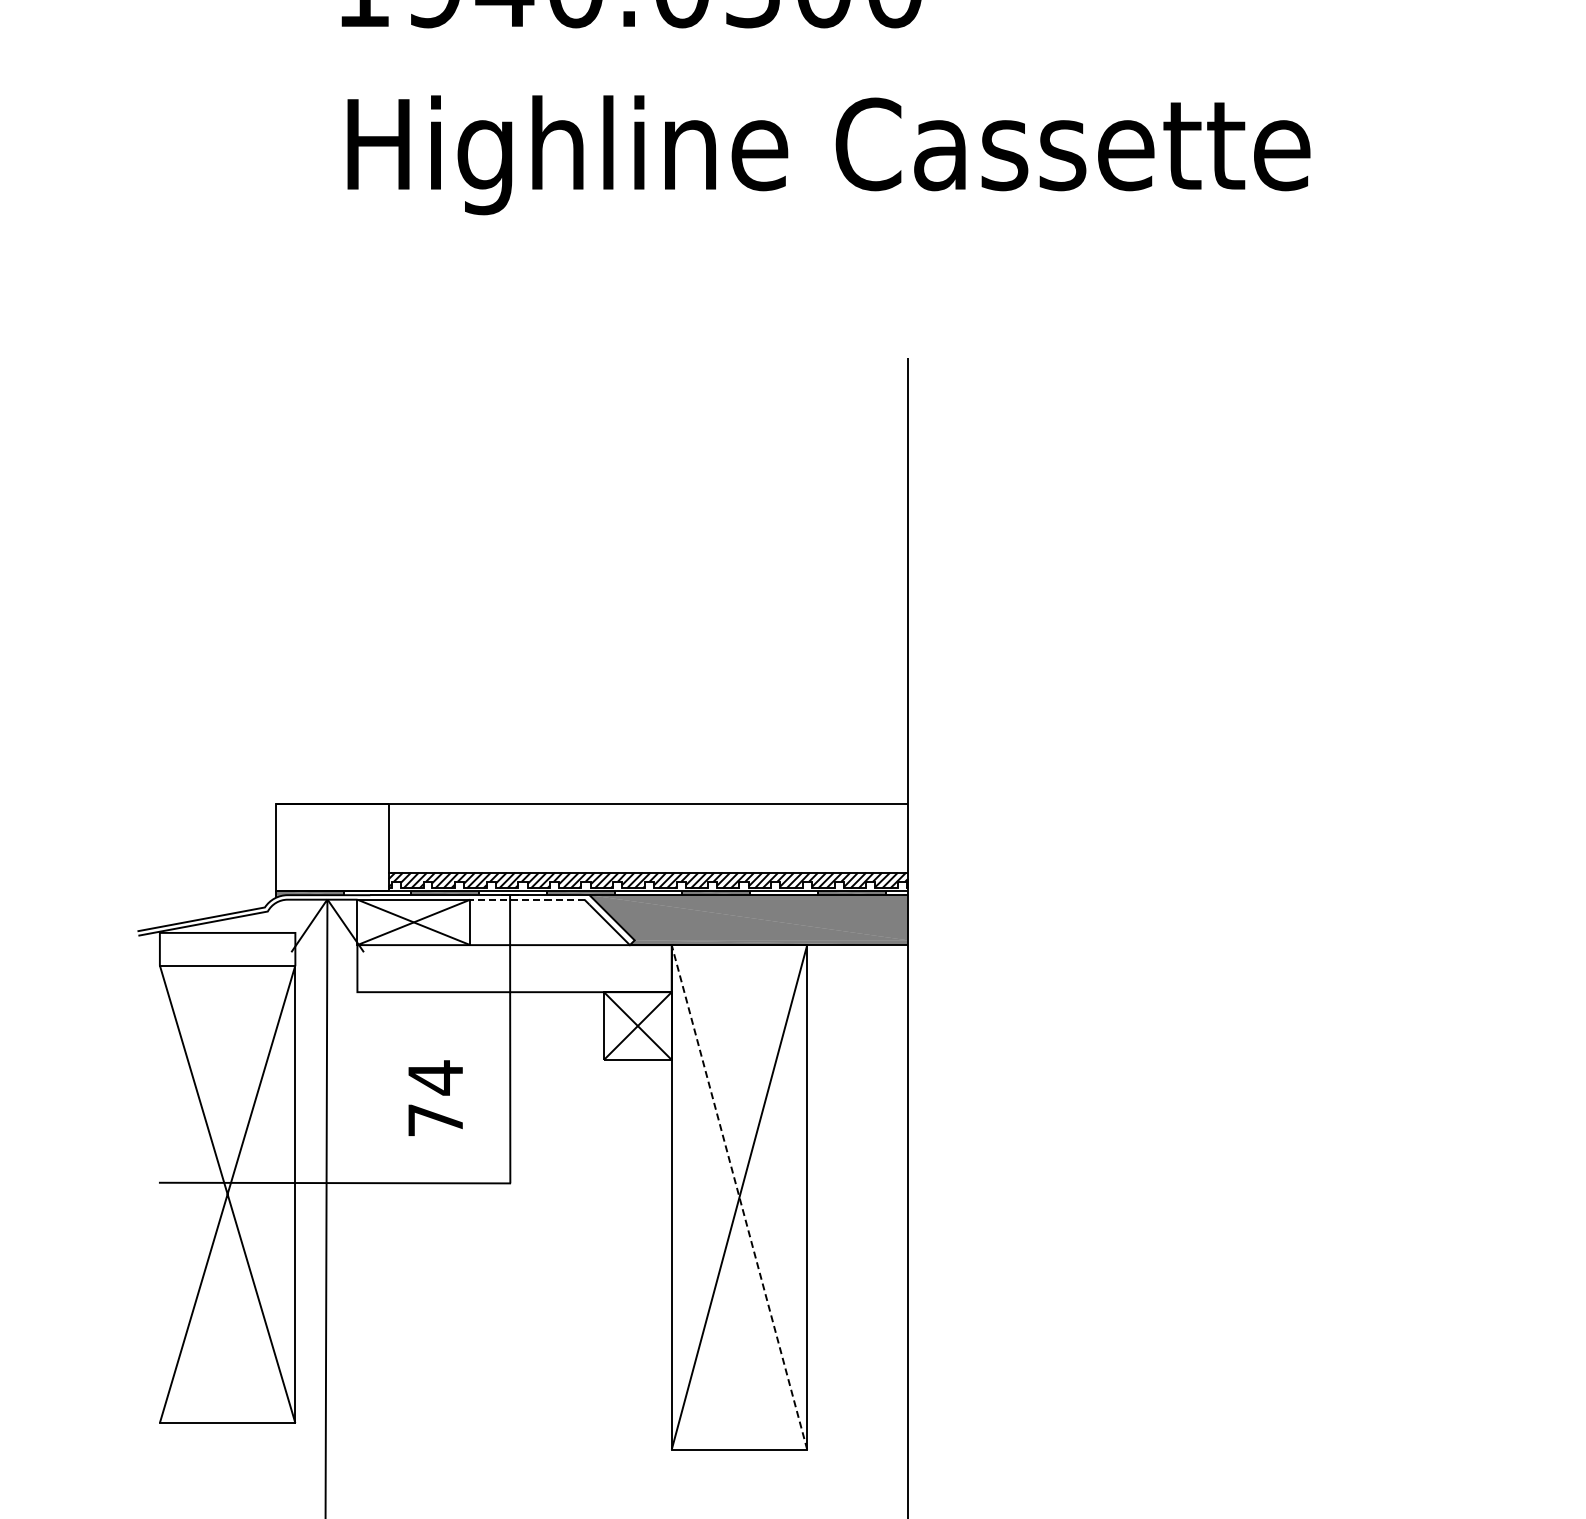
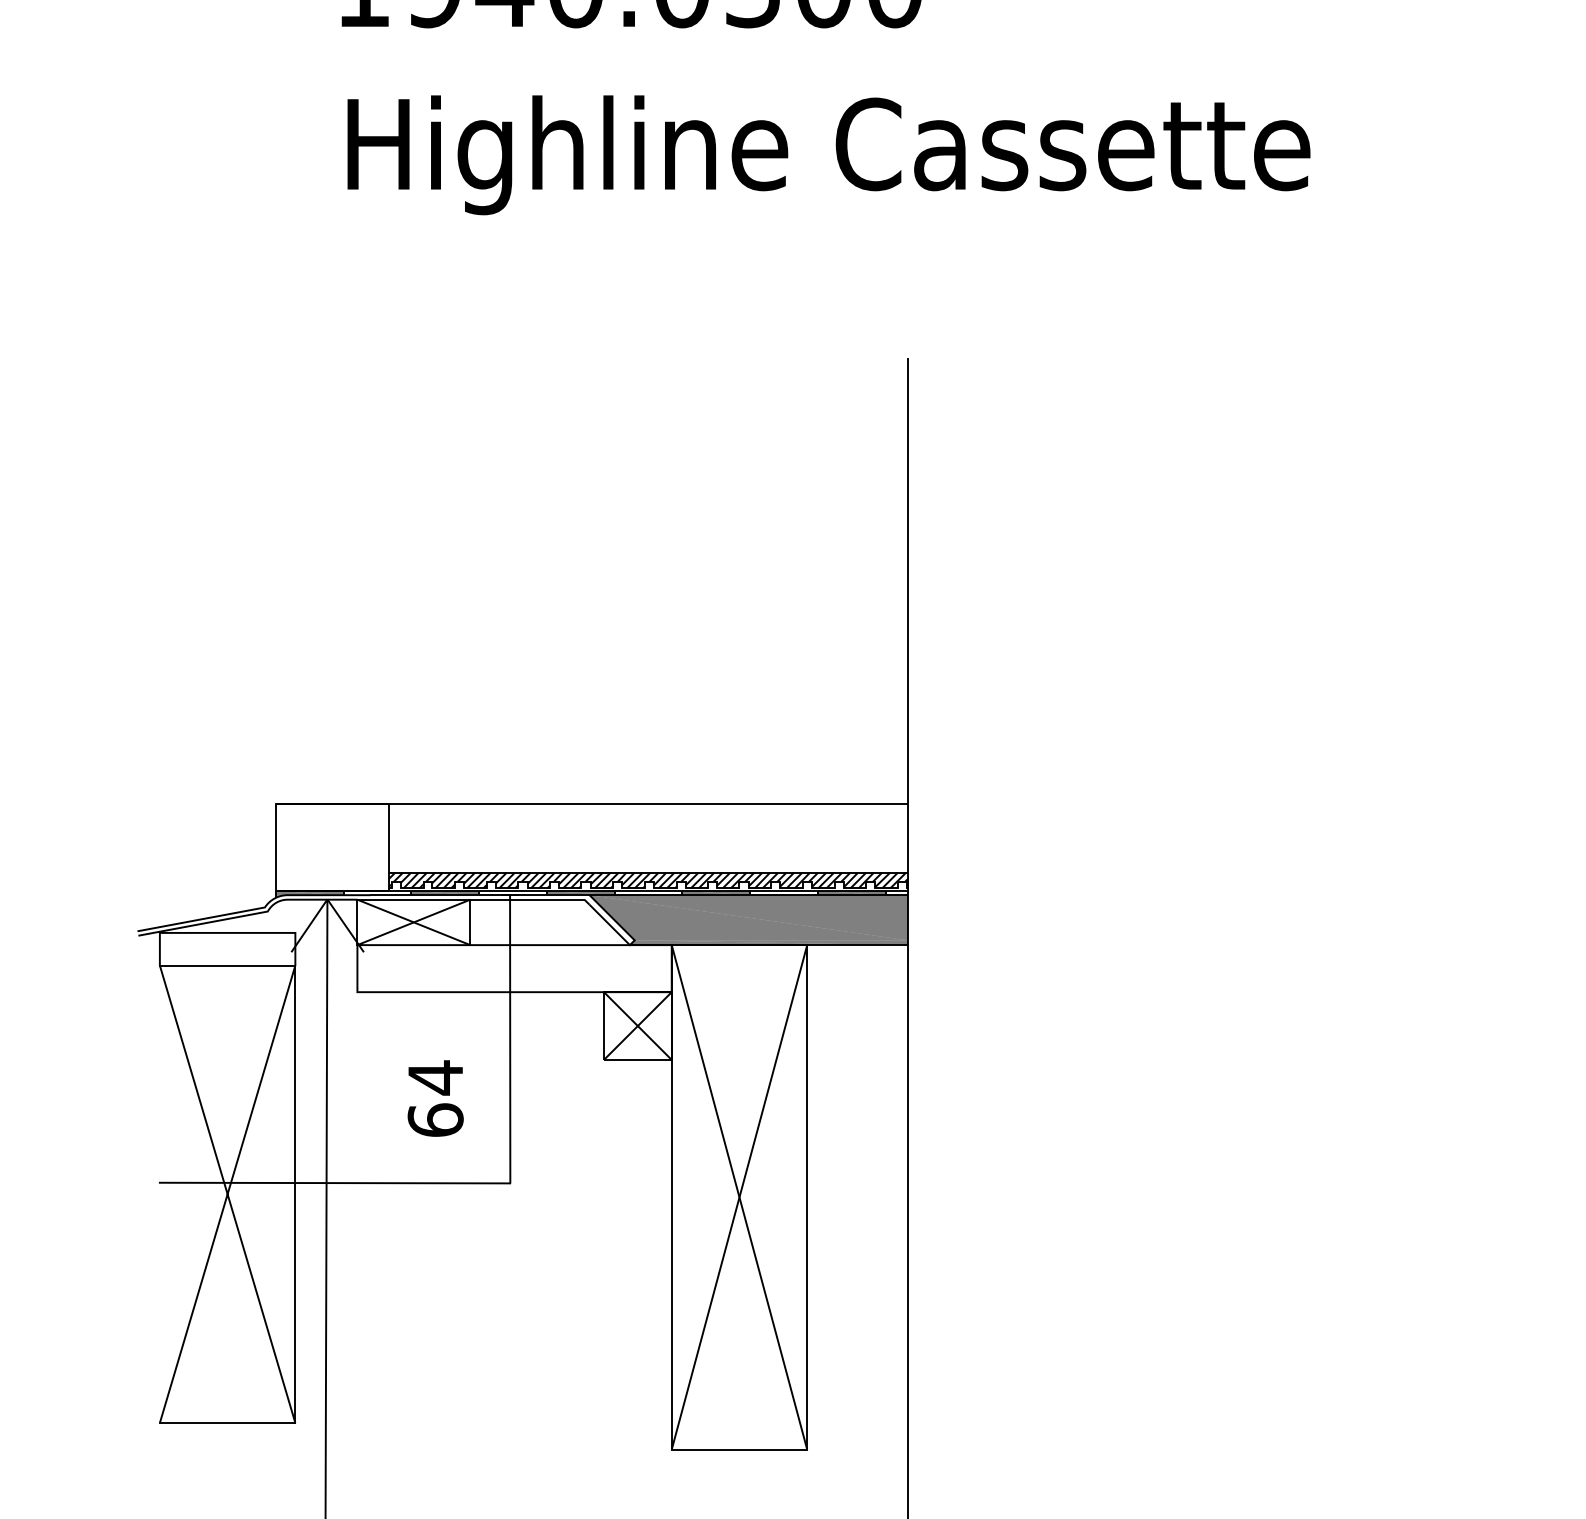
line: dashed -> solid (526, 899)
text: 74 -> 64 (435, 1119)
line: dashed -> solid (739, 1196)
